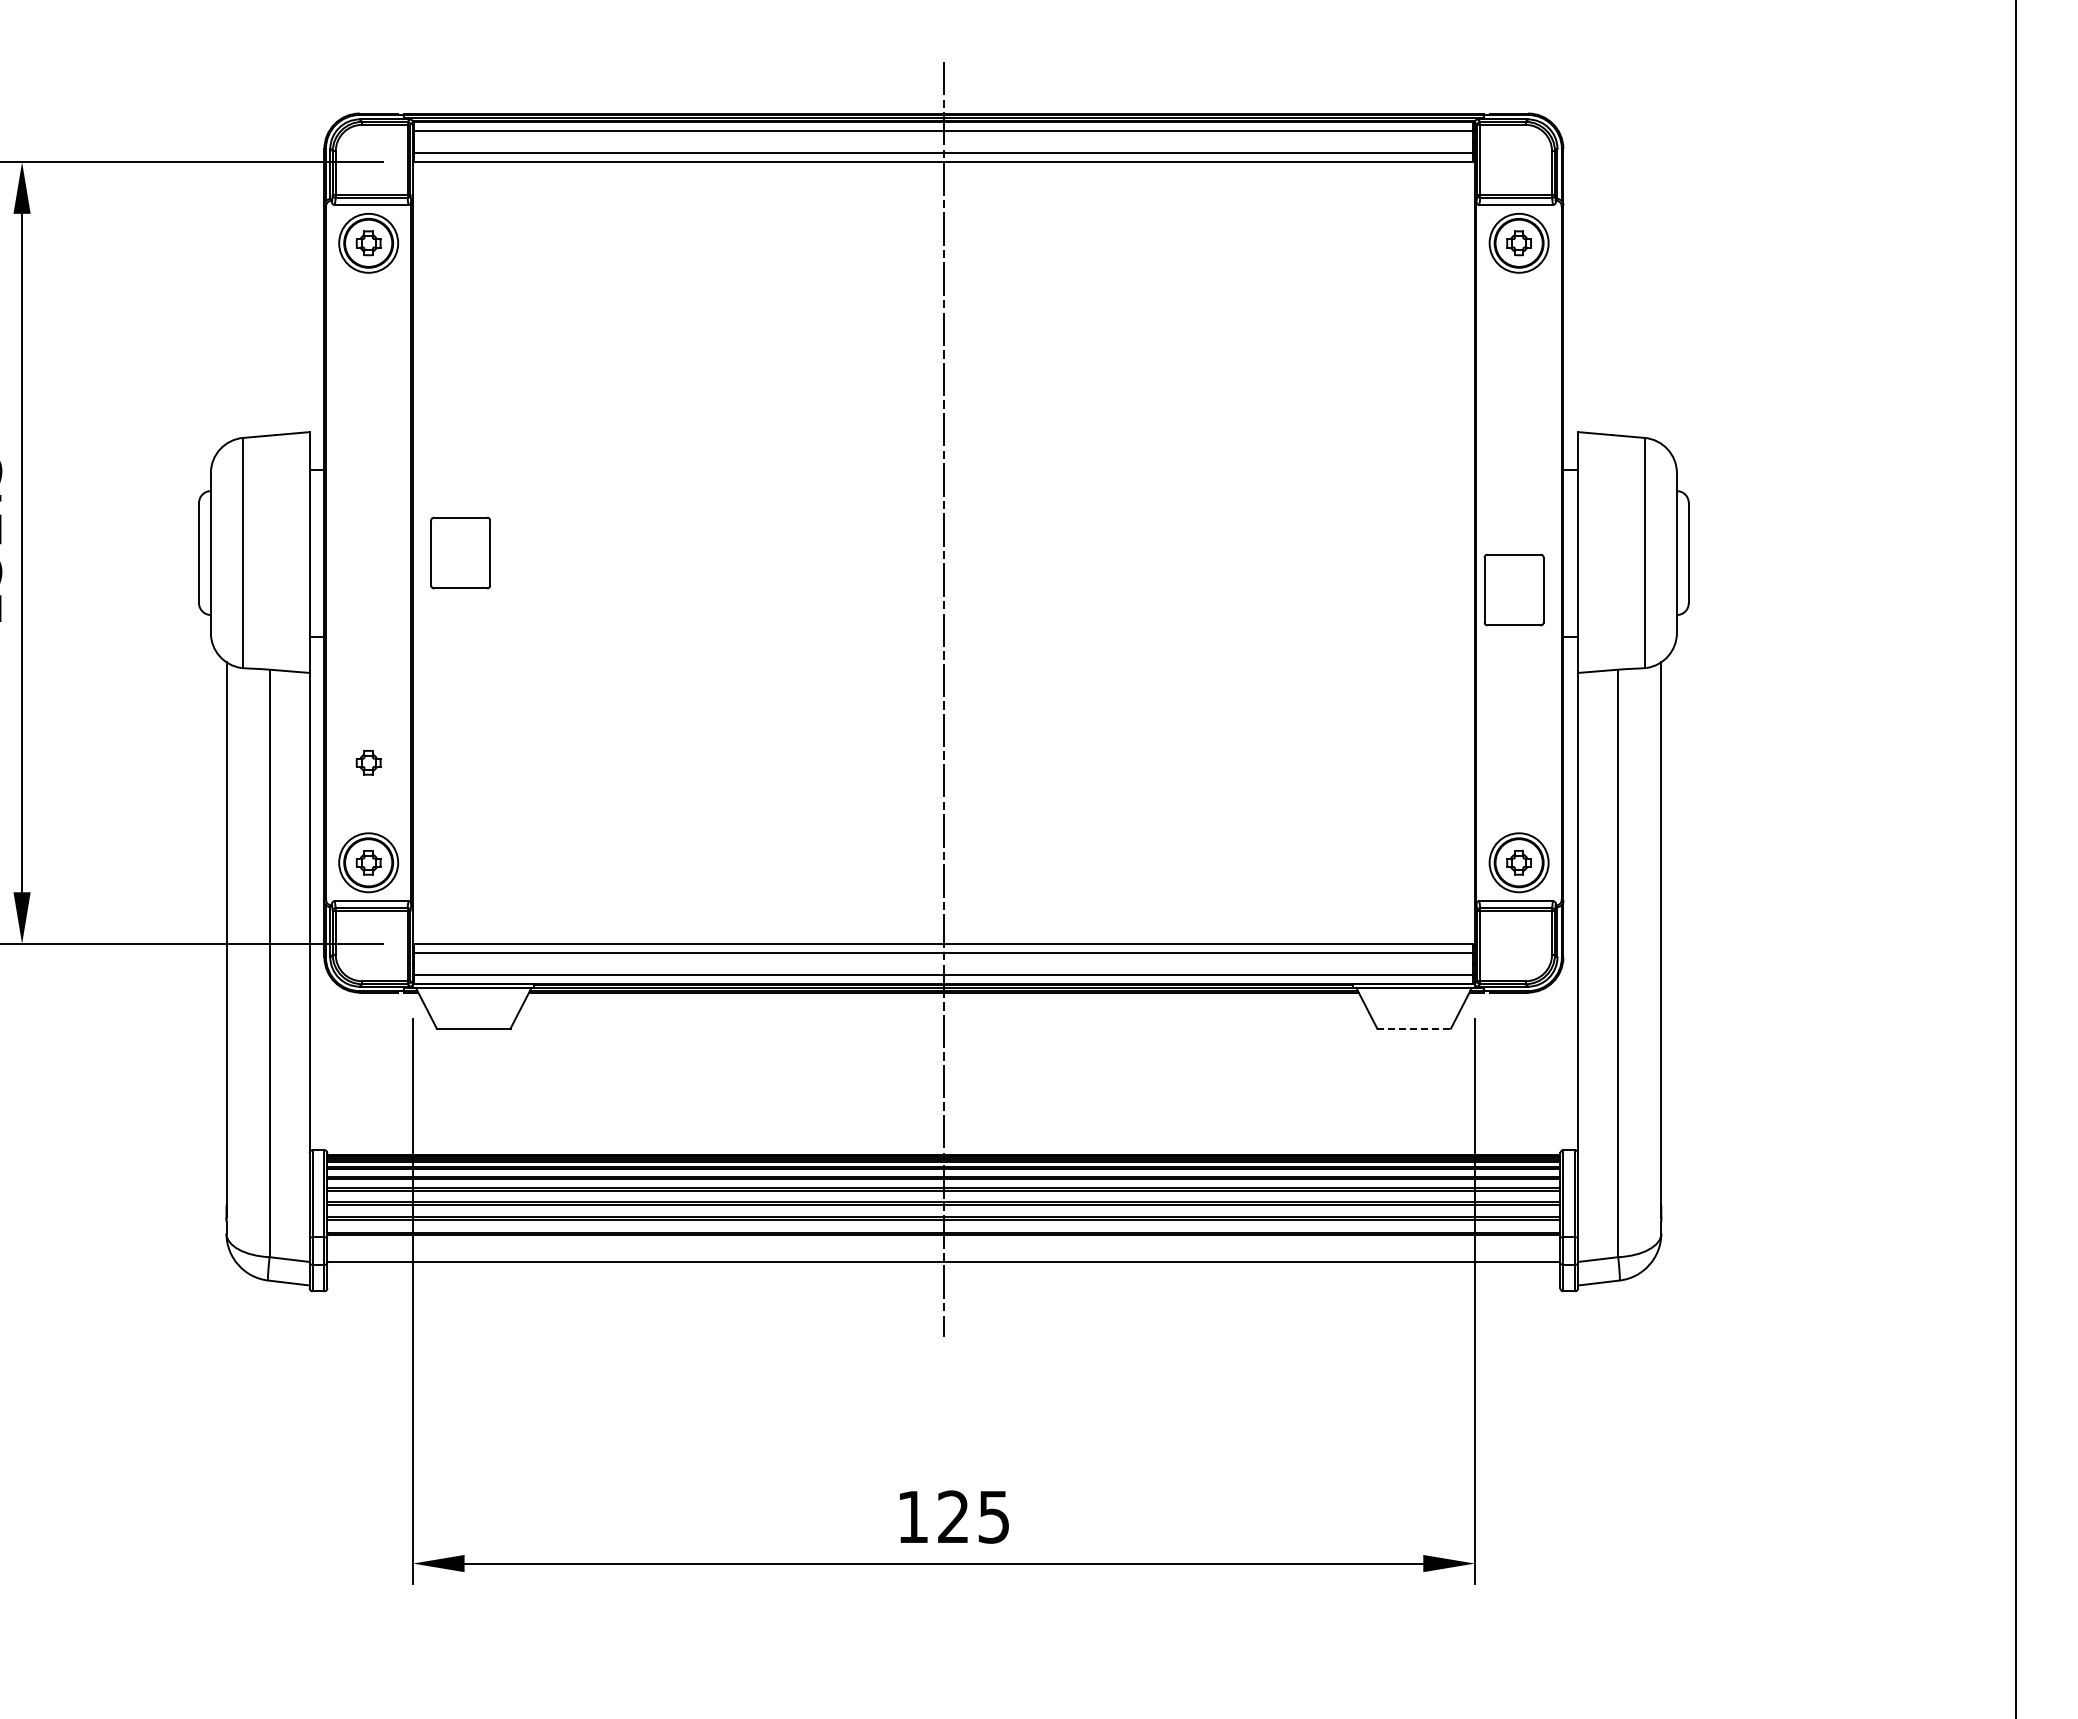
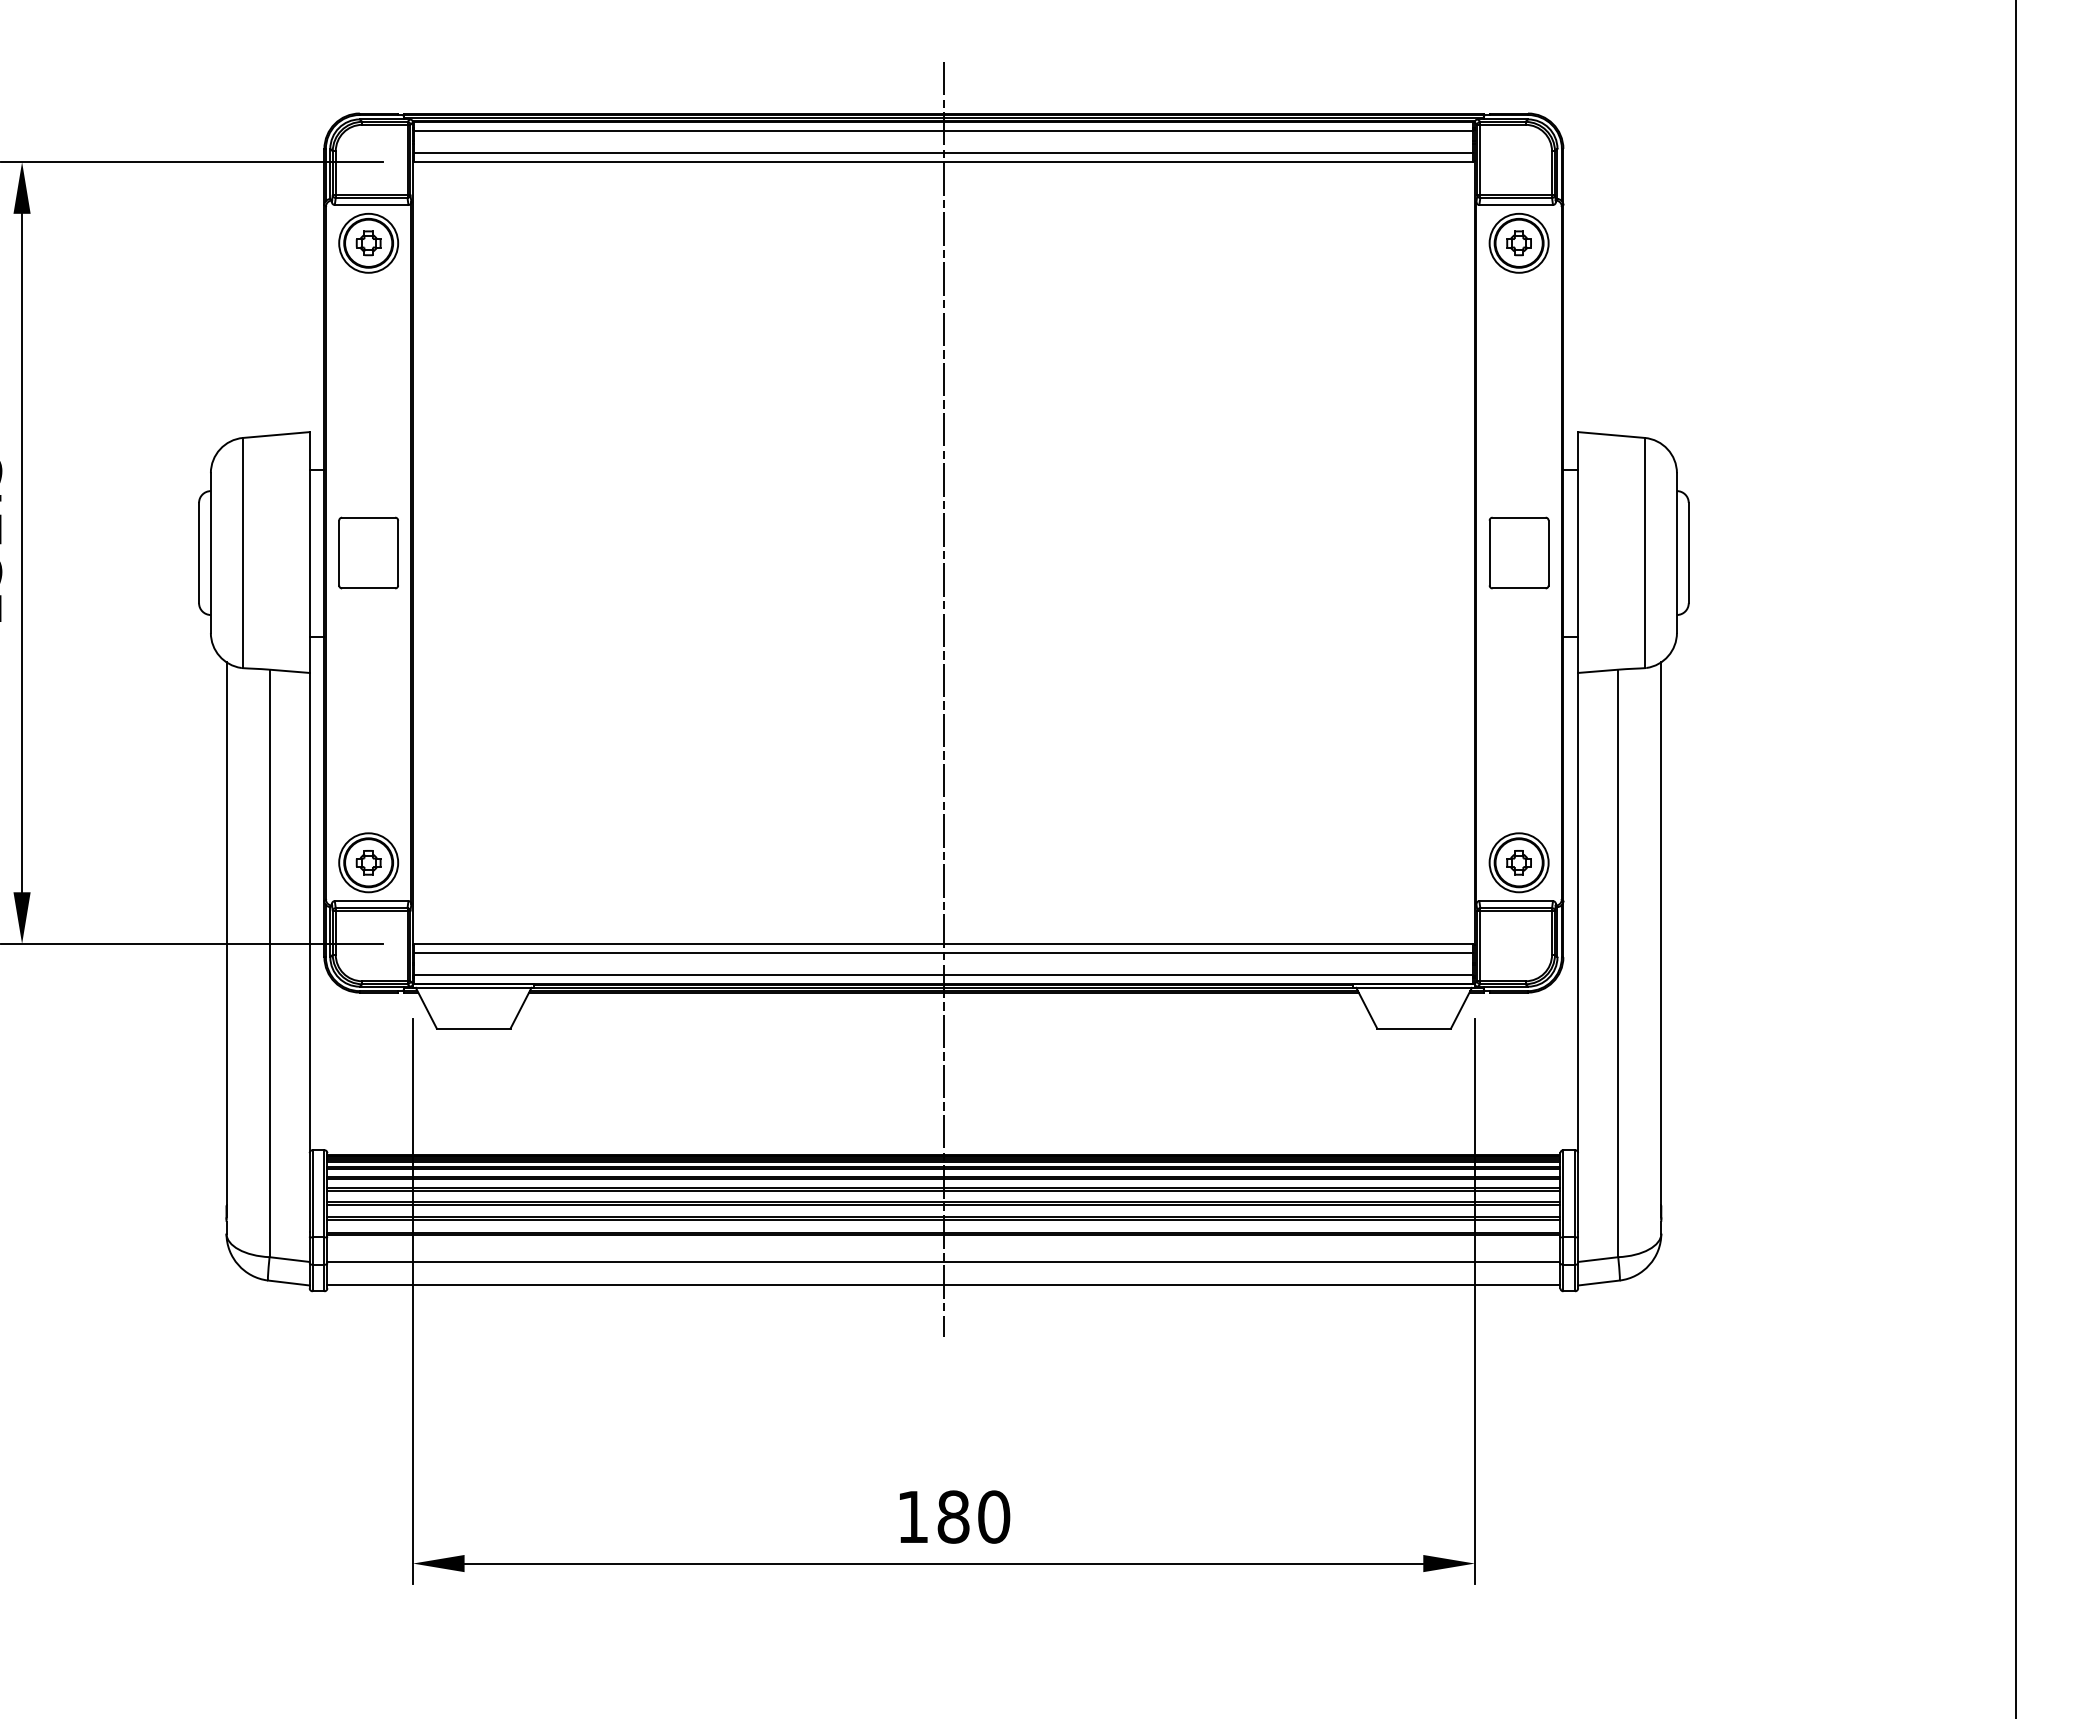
part position: (460, 552) -> (368, 552) (368, 552)
part position: (1513, 589) -> (1518, 552) (1518, 552)
part: present -> none (368, 762)
line: dashed -> solid (1414, 1028)
line: none -> present (943, 1285)
text: 125 -> 180 (973, 1516)
